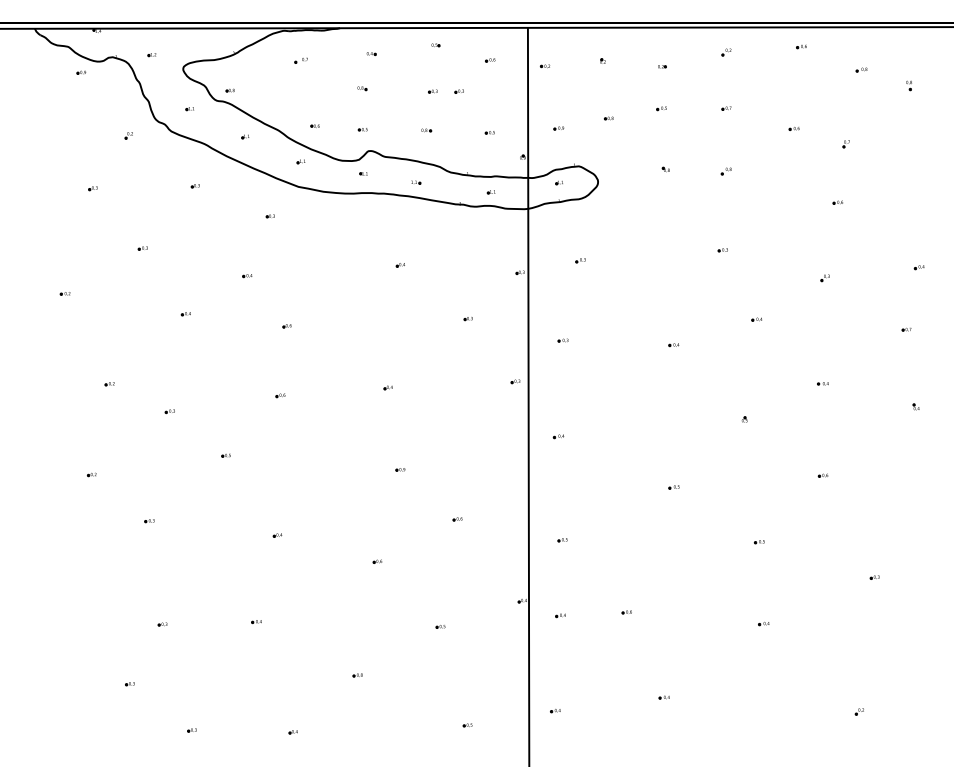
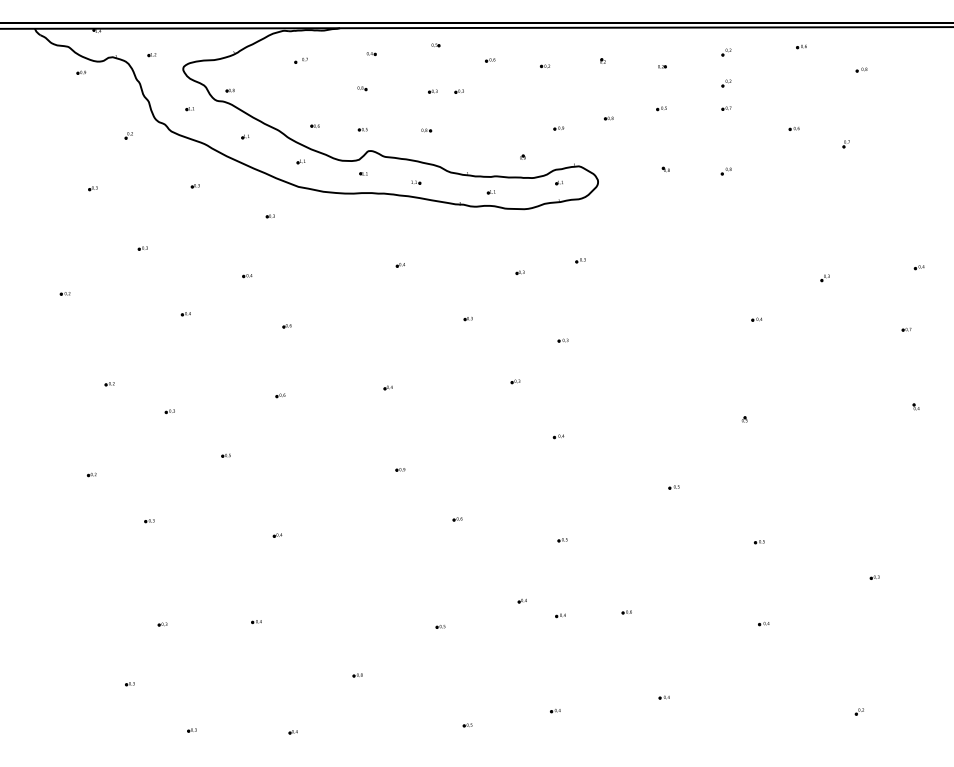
part: none -> present (726, 83)
part: present -> none (908, 85)
part: present -> none (489, 132)
part: present -> none (837, 202)
part: present -> none (722, 250)
part: present -> none (673, 345)
part: present -> none (822, 383)
line: present -> none (528, 395)
part: present -> none (822, 475)
part: present -> none (377, 561)
